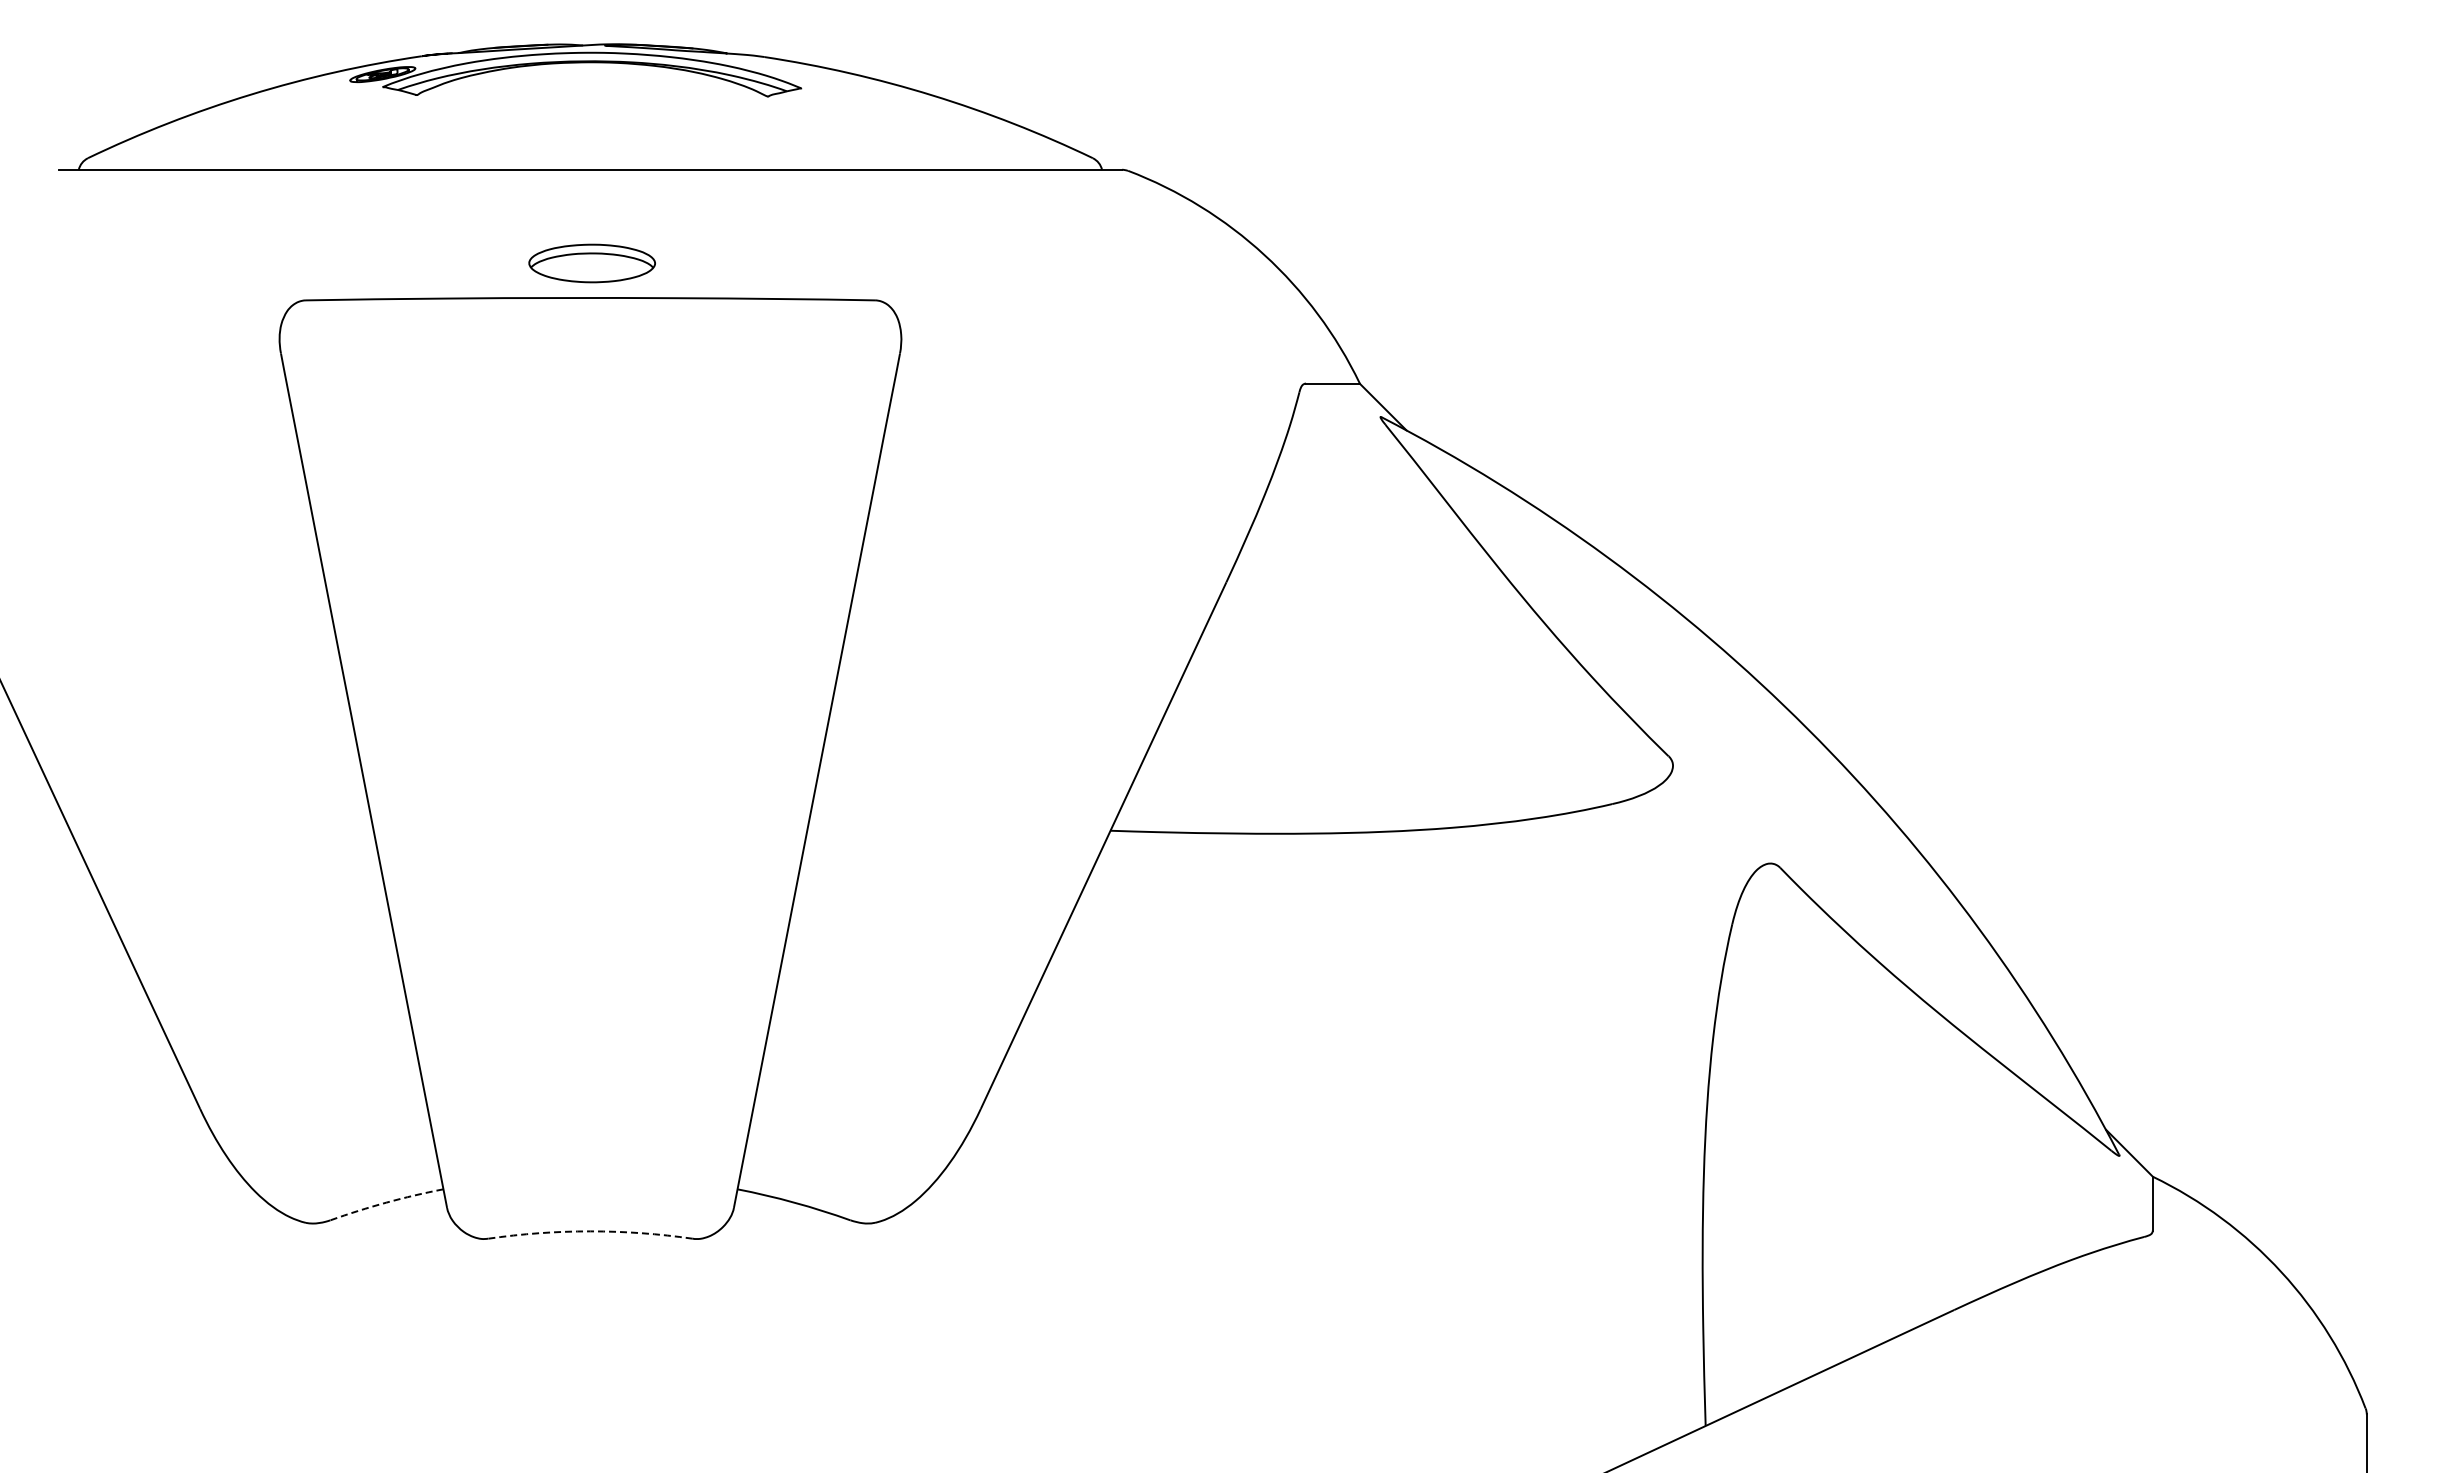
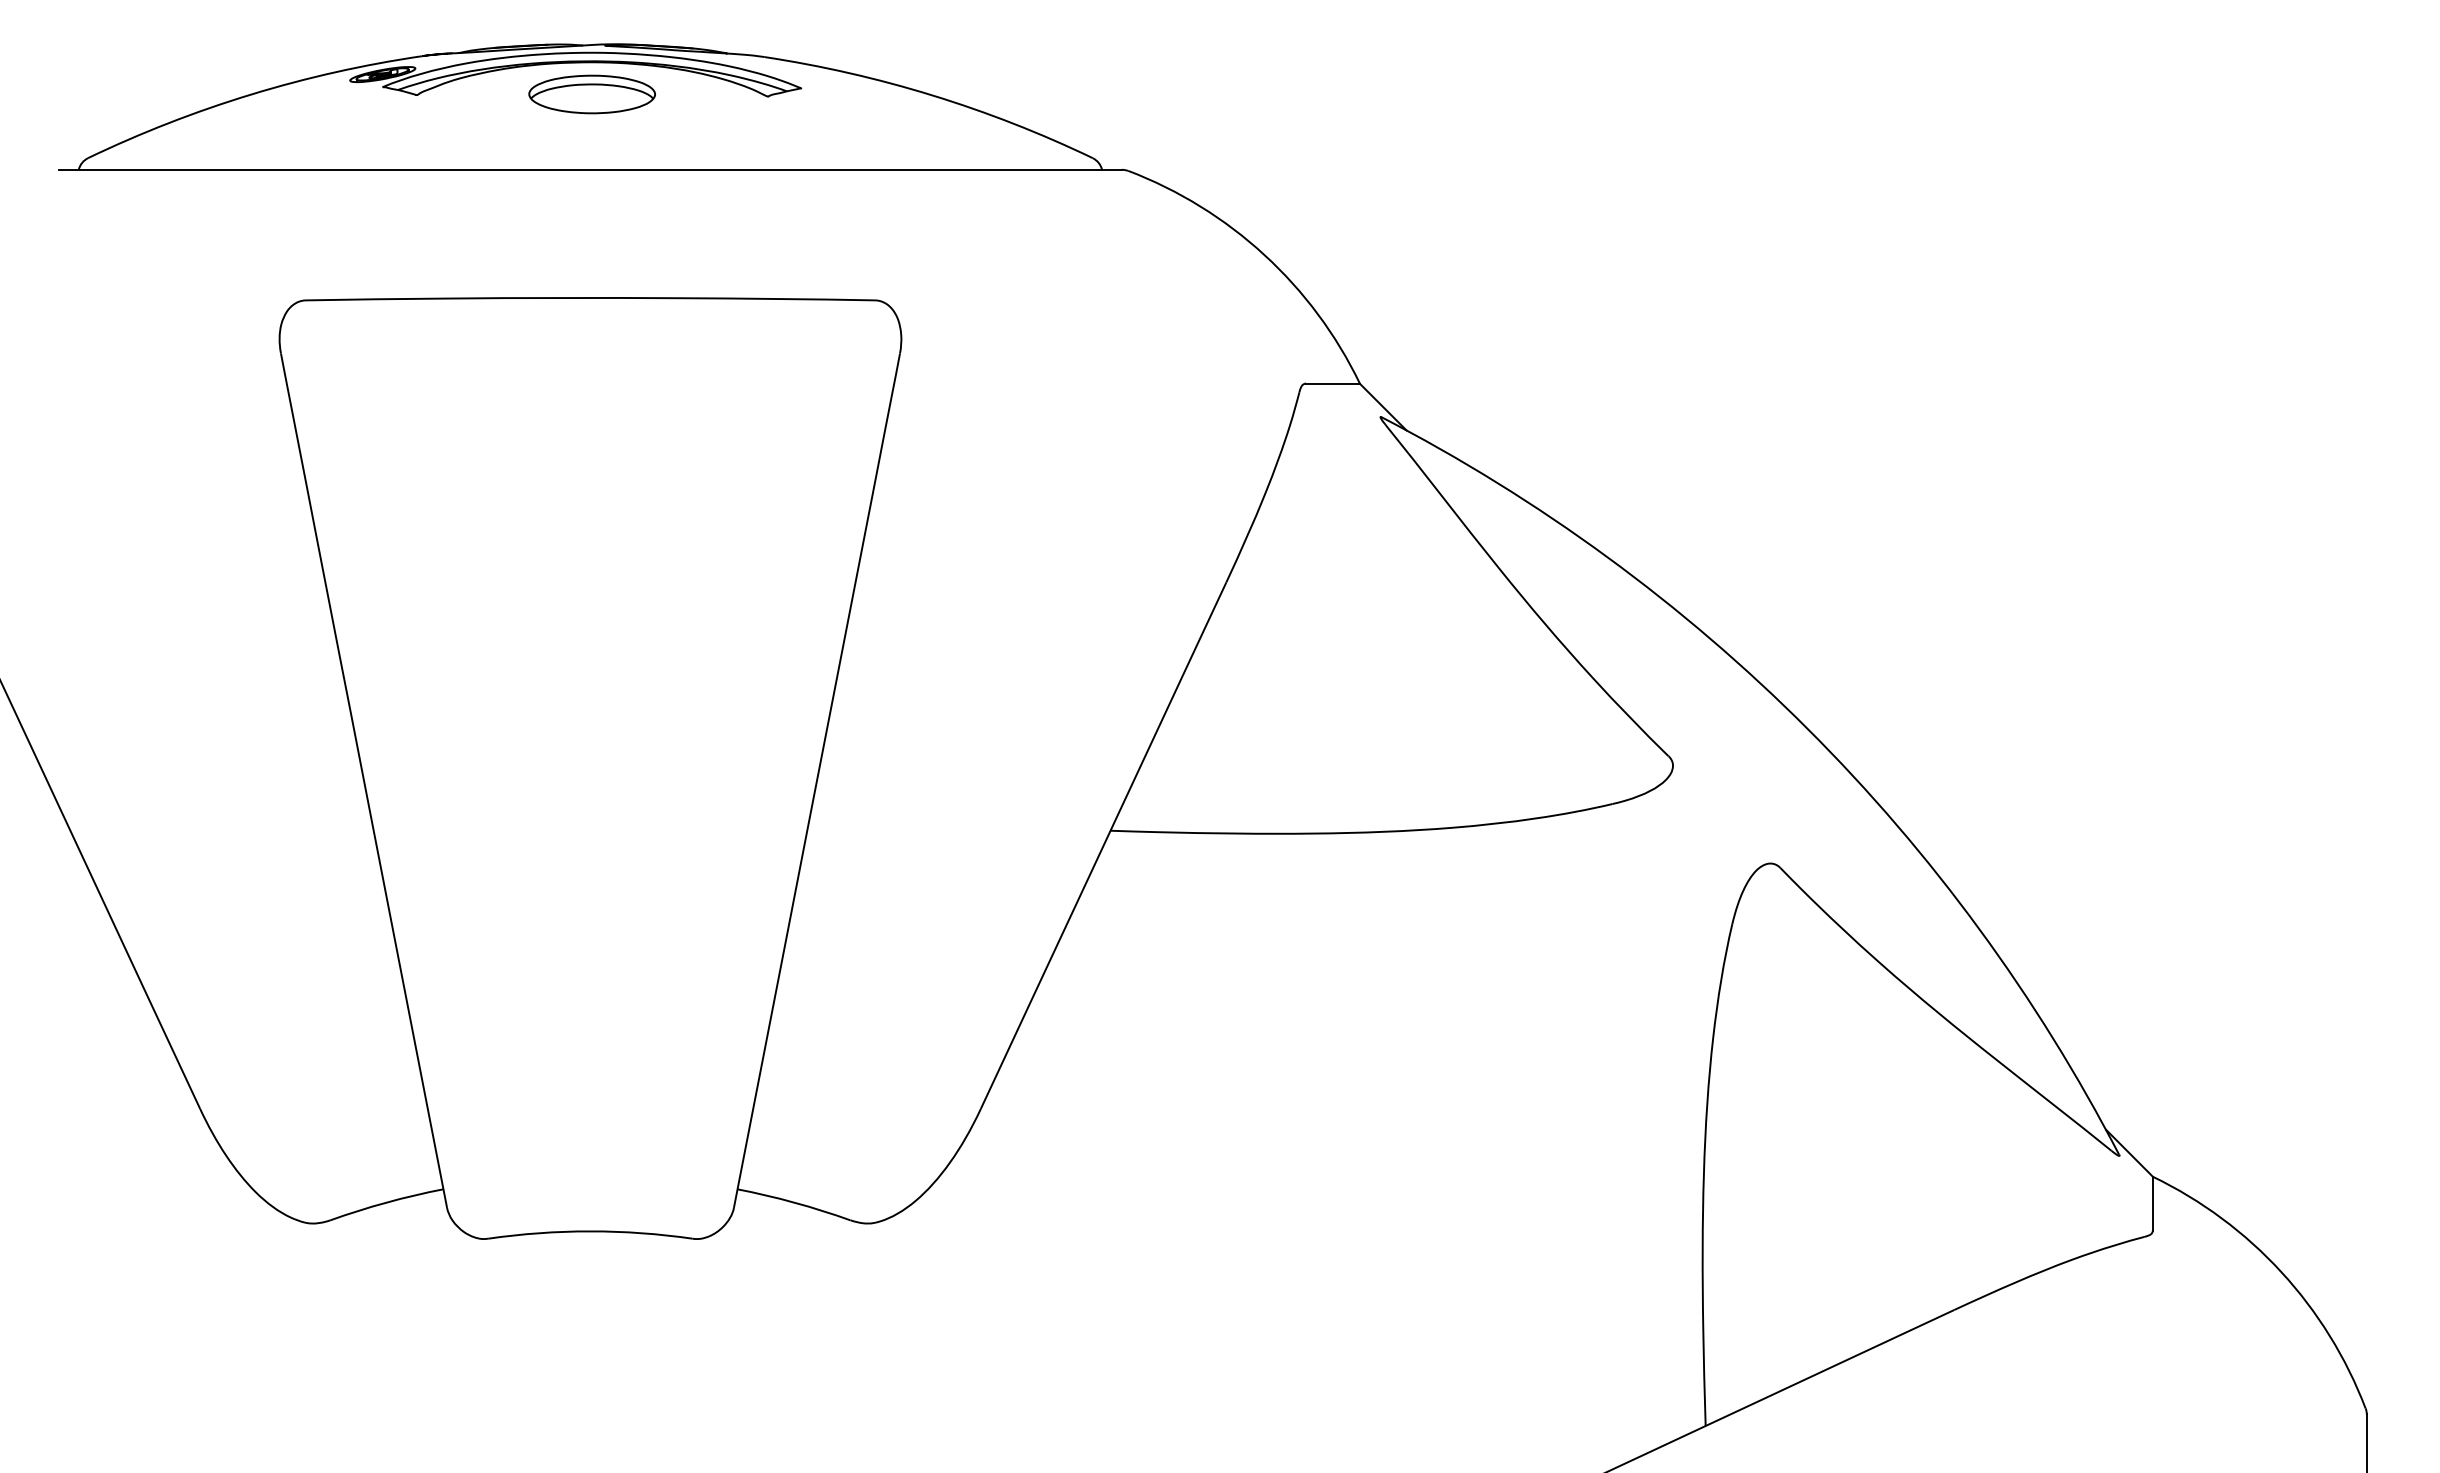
part position: (591, 263) -> (591, 94) (591, 94)
arc: dashed -> solid (386, 1202)
arc: dashed -> solid (590, 1231)
